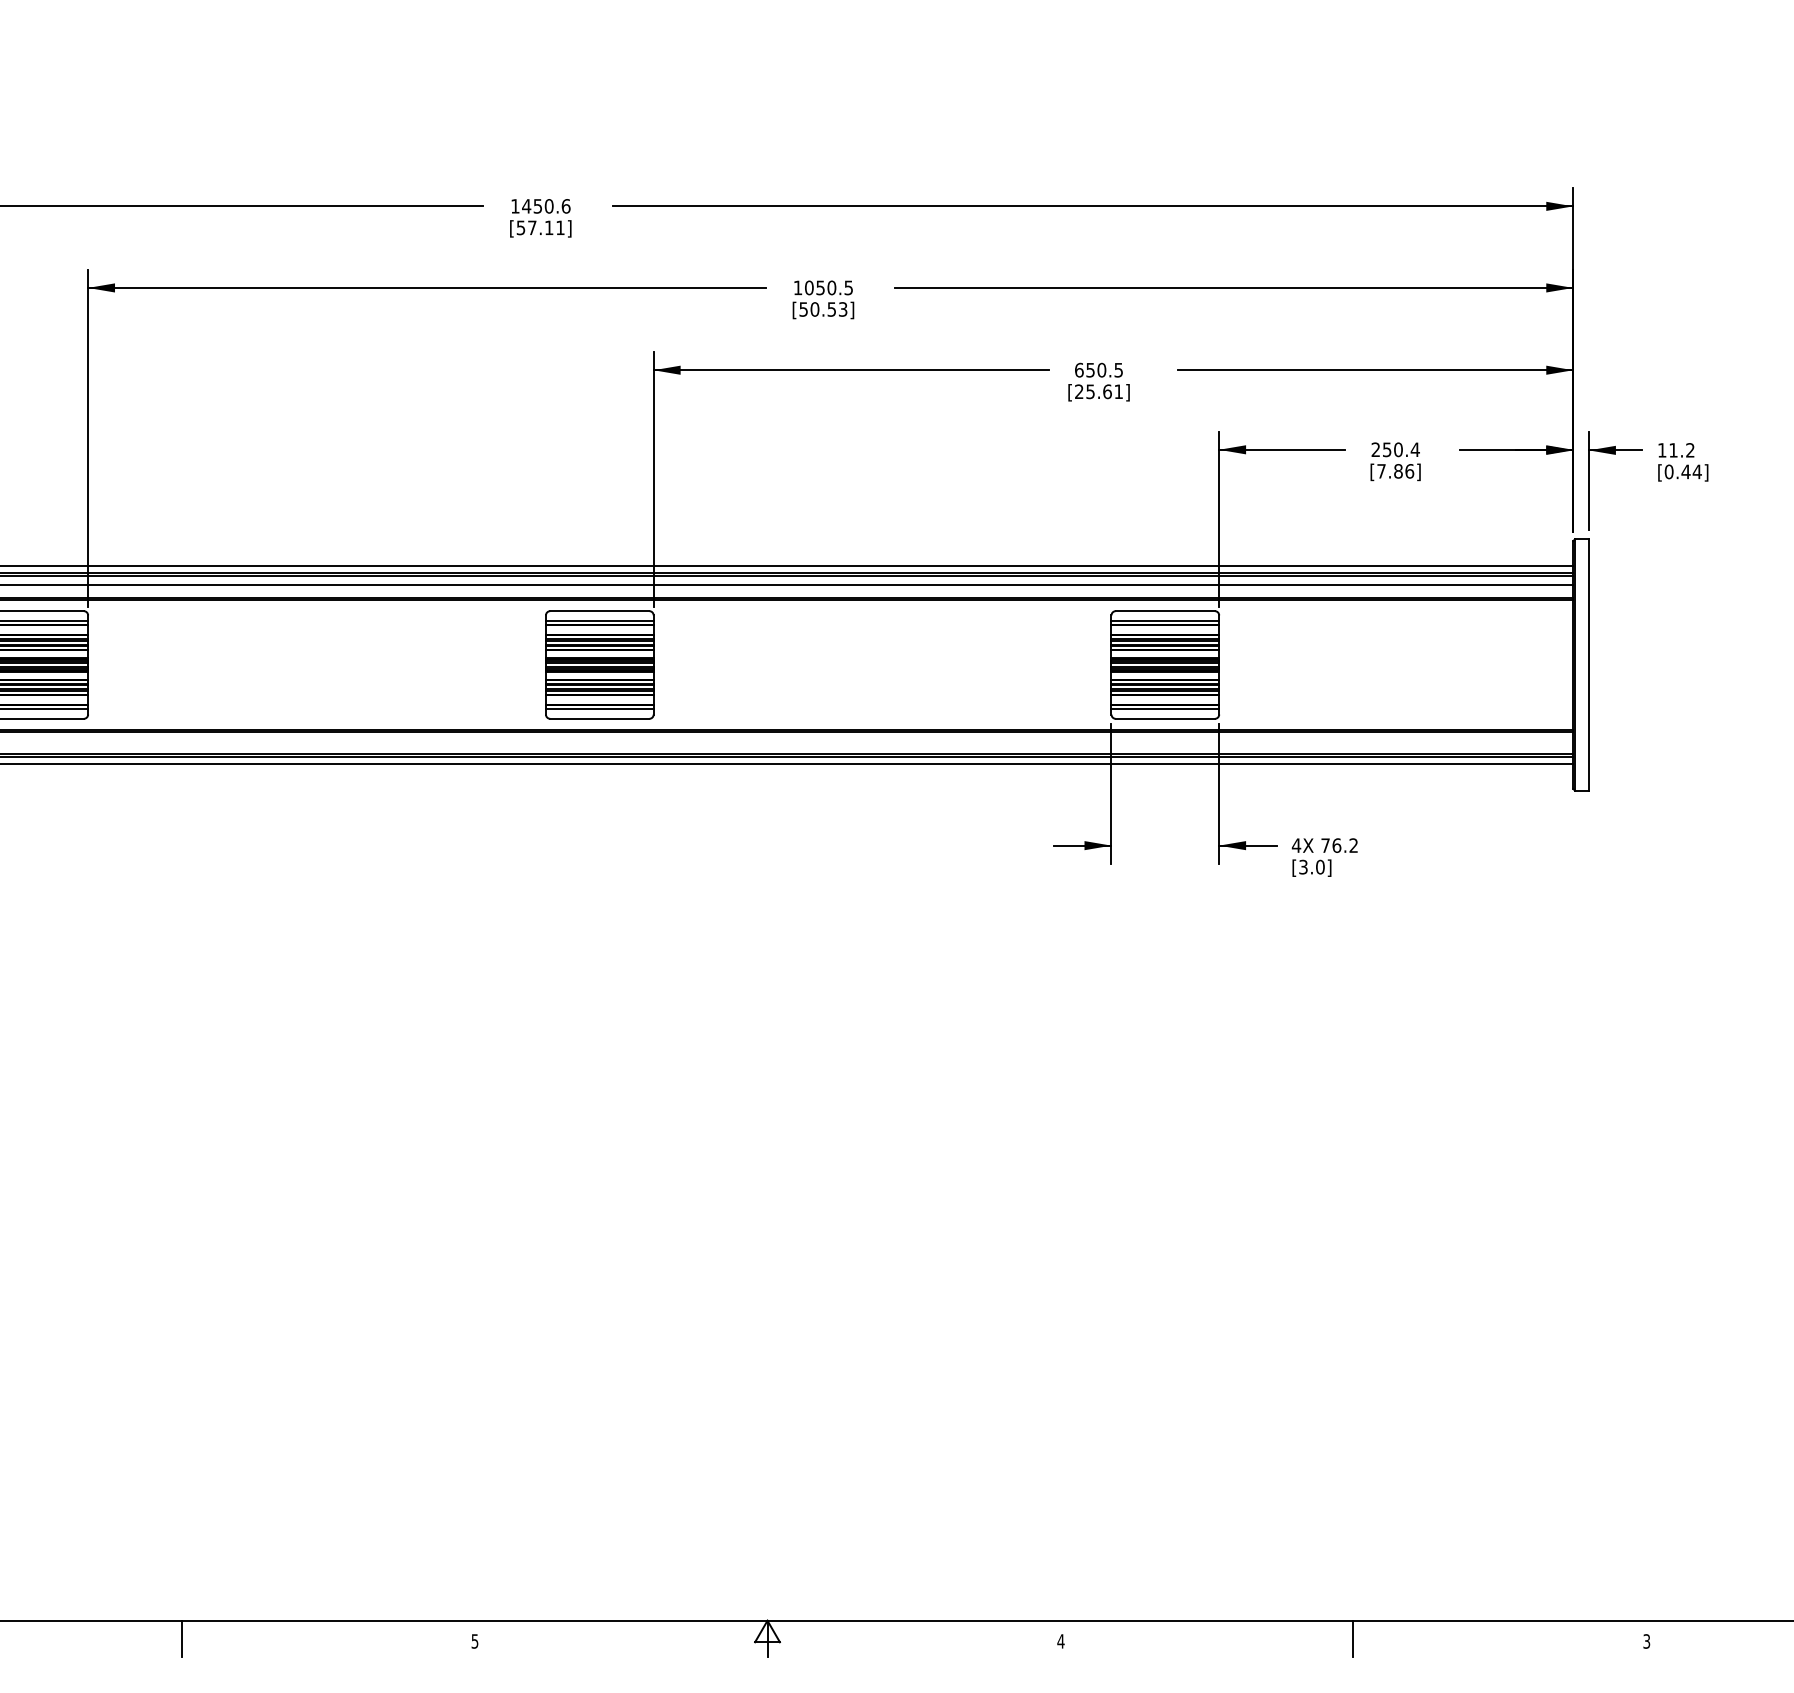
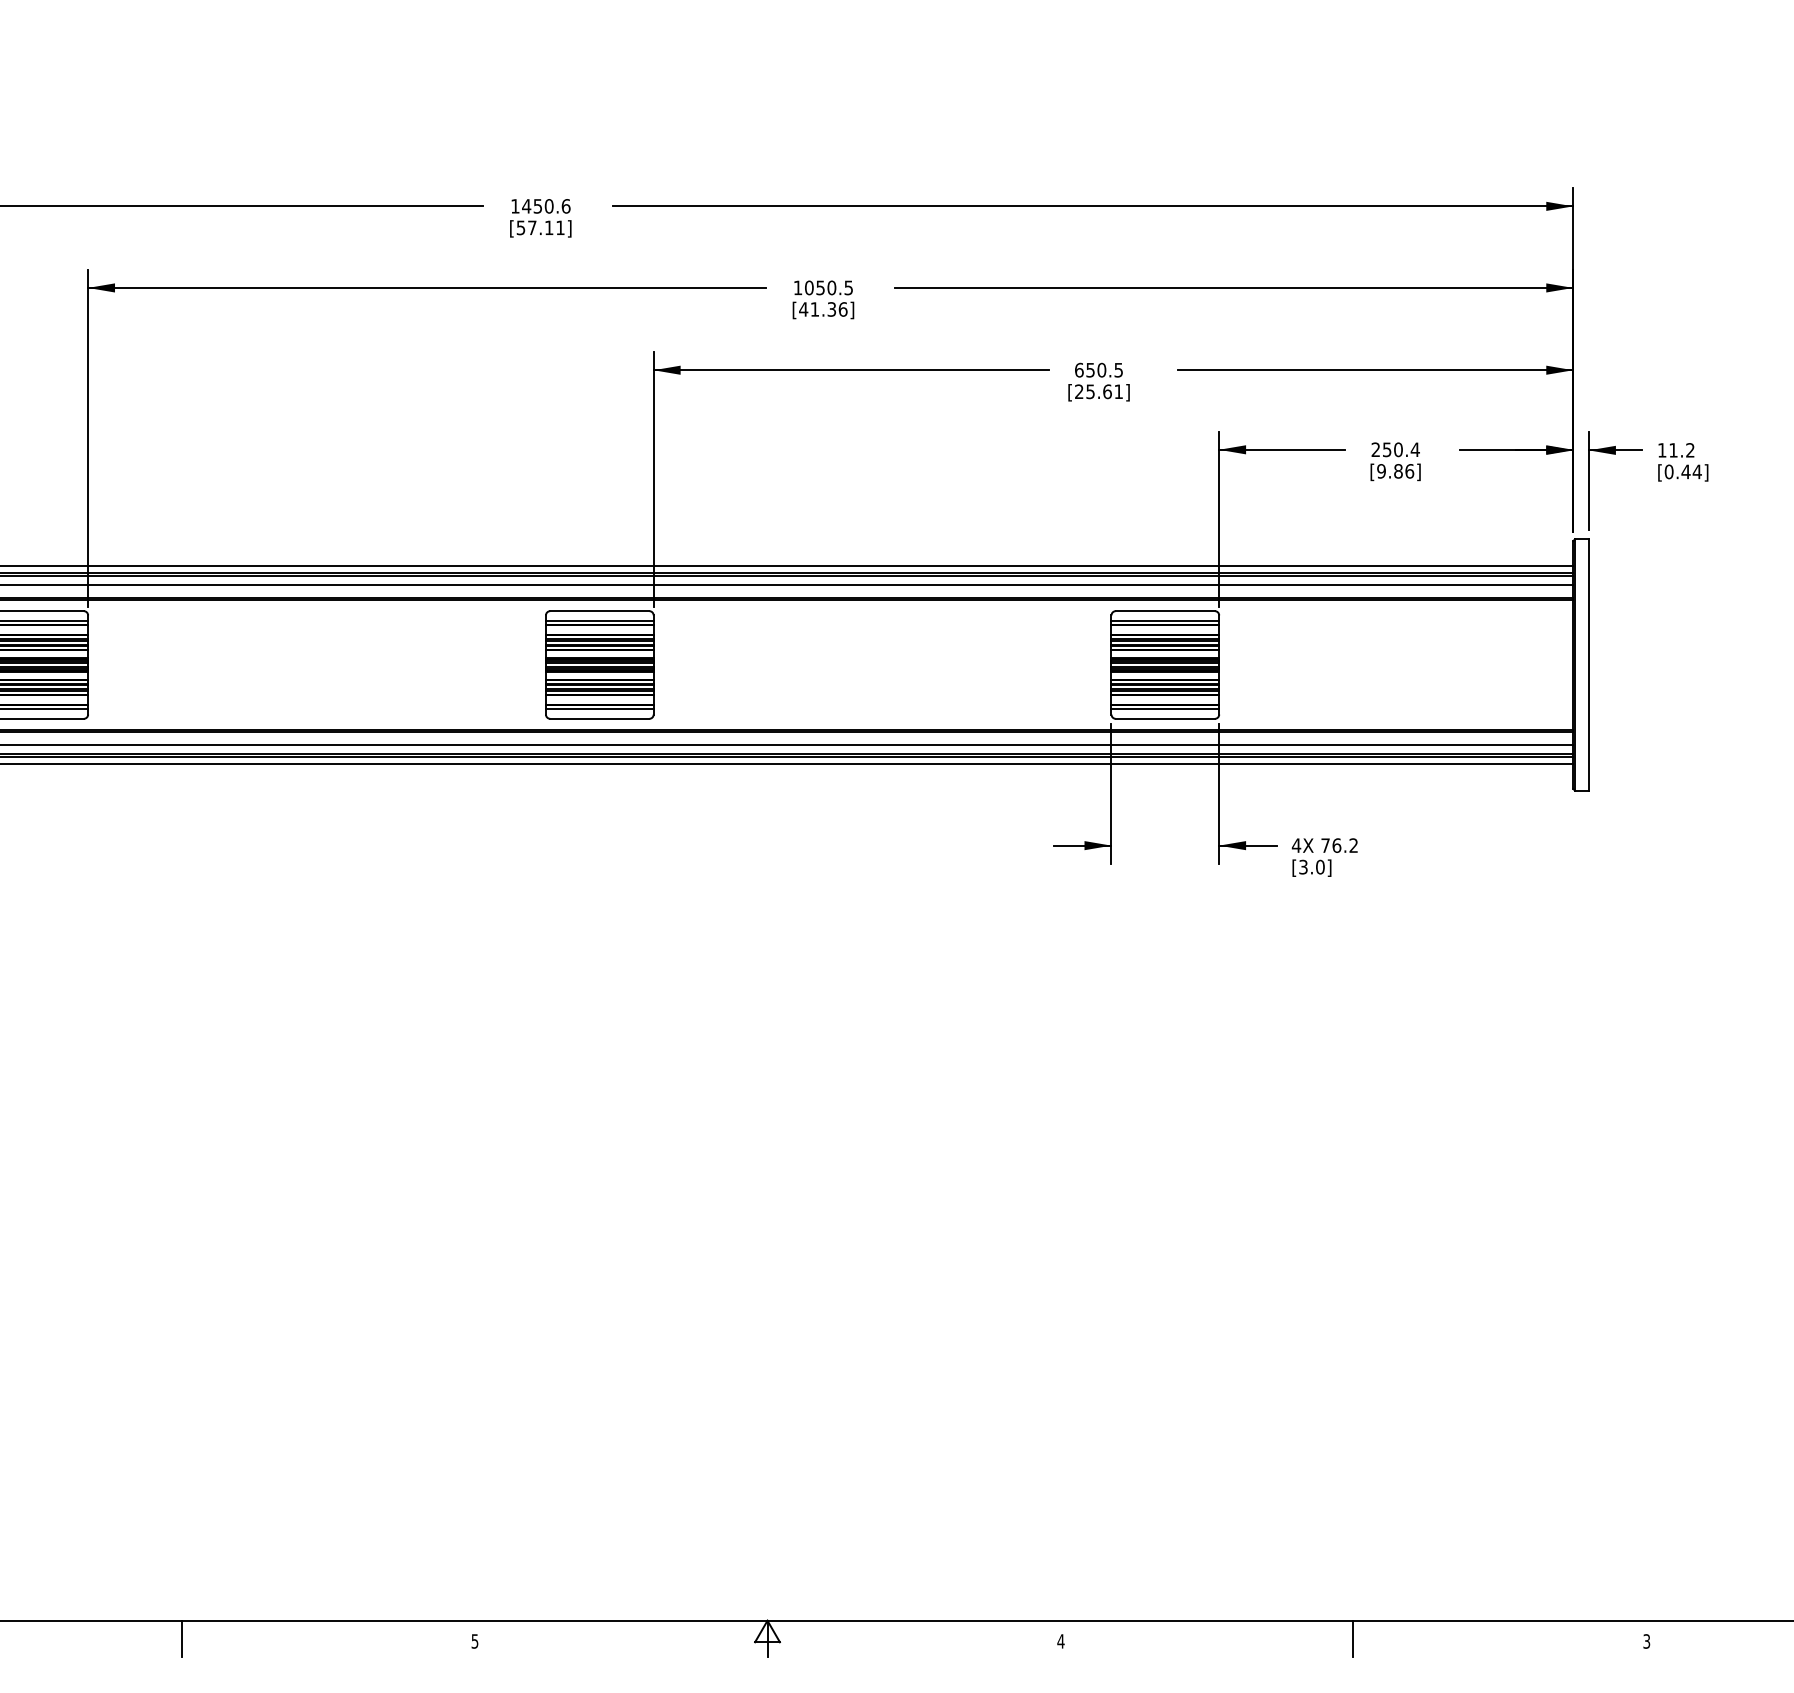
text: [50.53] -> [41.36] (823, 309)
text: [7.86] -> [9.86] (1381, 471)
line: none -> present (787, 745)
